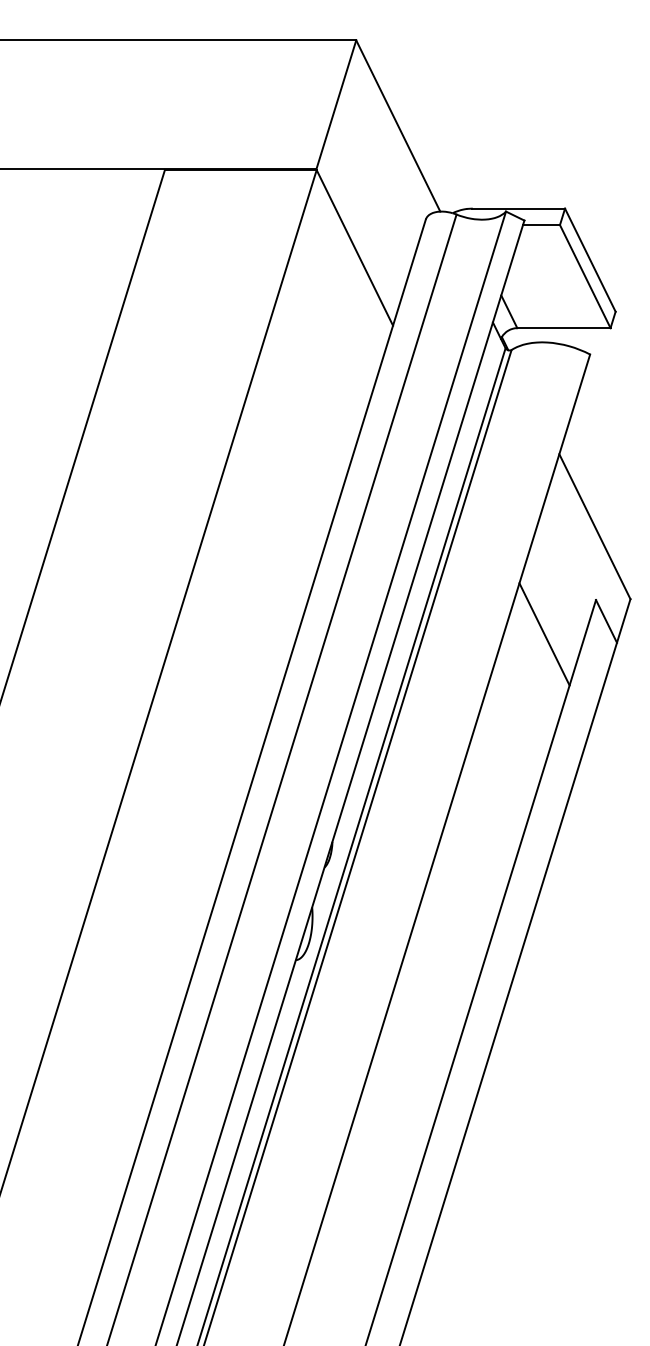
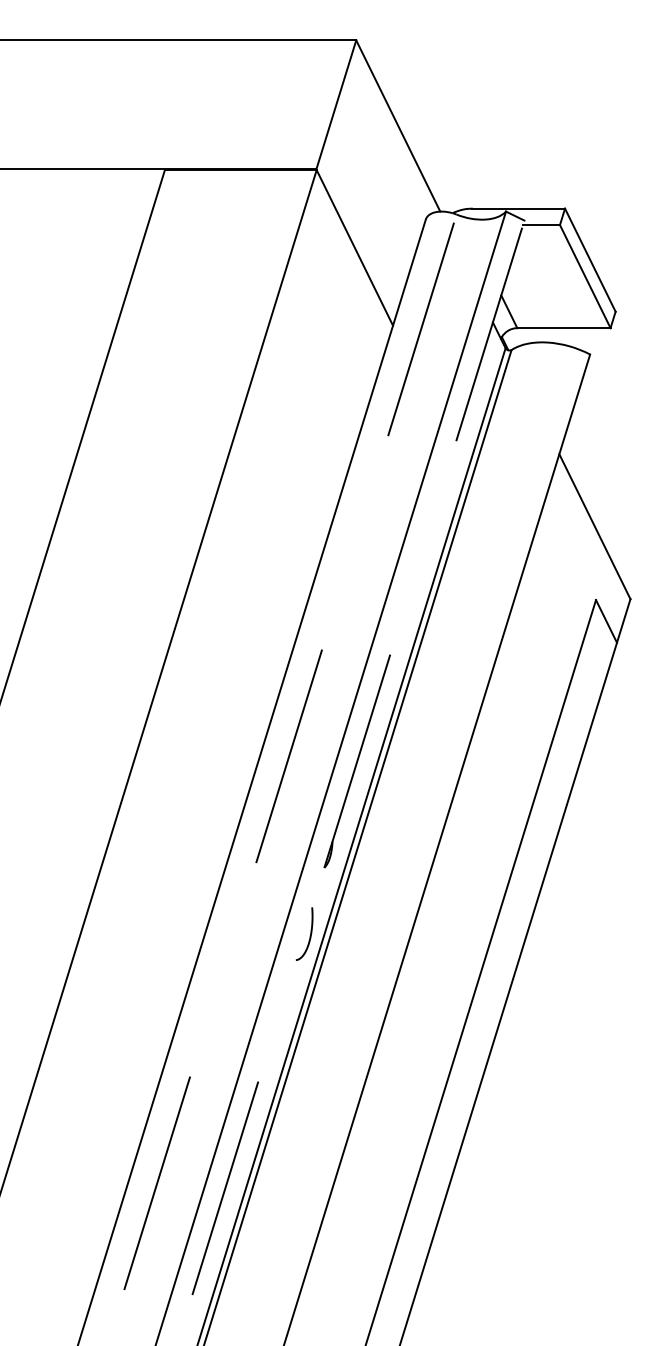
line: present -> none (544, 634)
line: solid -> dashed (281, 780)
line: solid -> dashed (350, 783)
